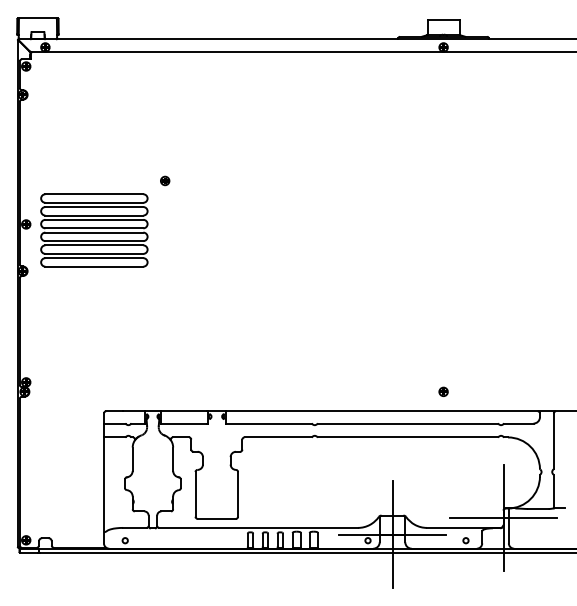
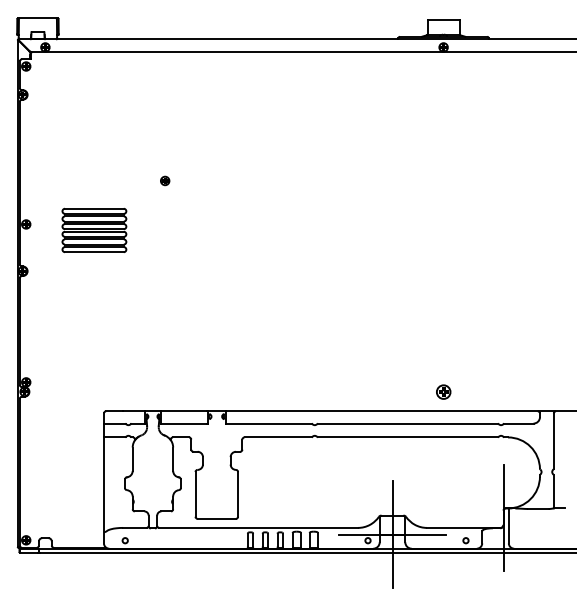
part size: 109x75 px -> 67x46 px (94, 229)
part size: 11x11 px -> 16x16 px (443, 391)
line: present -> none (503, 517)
